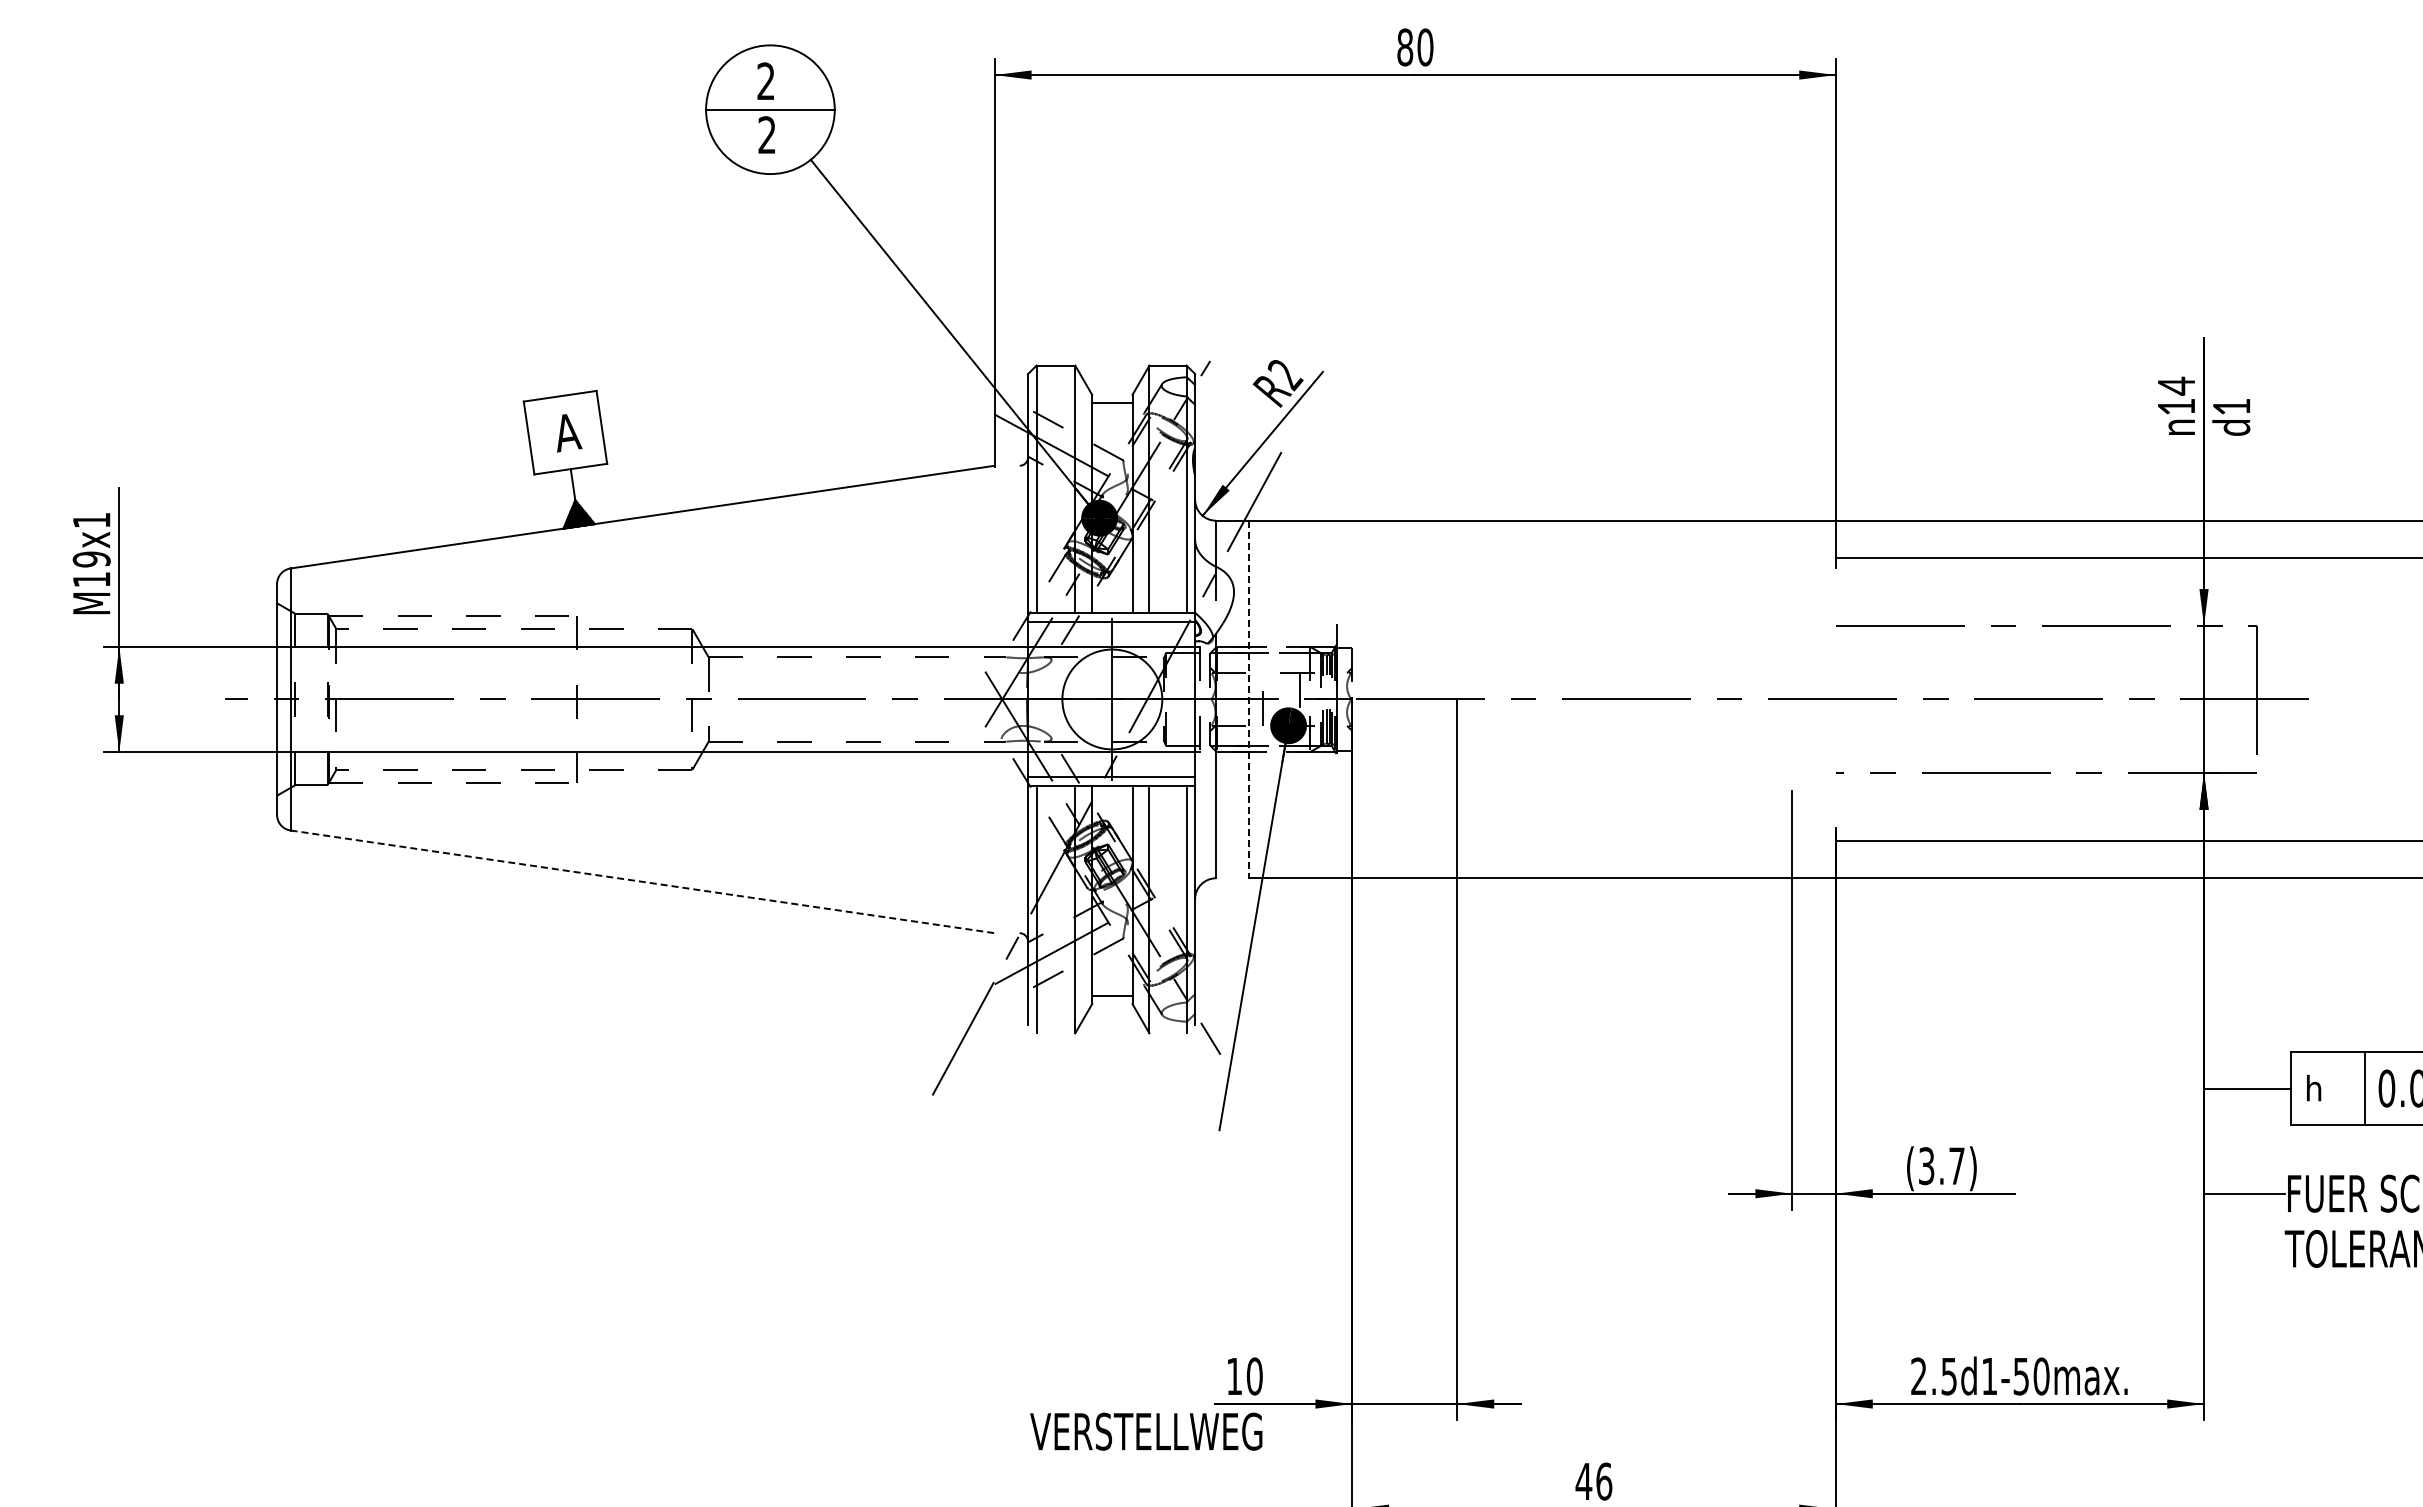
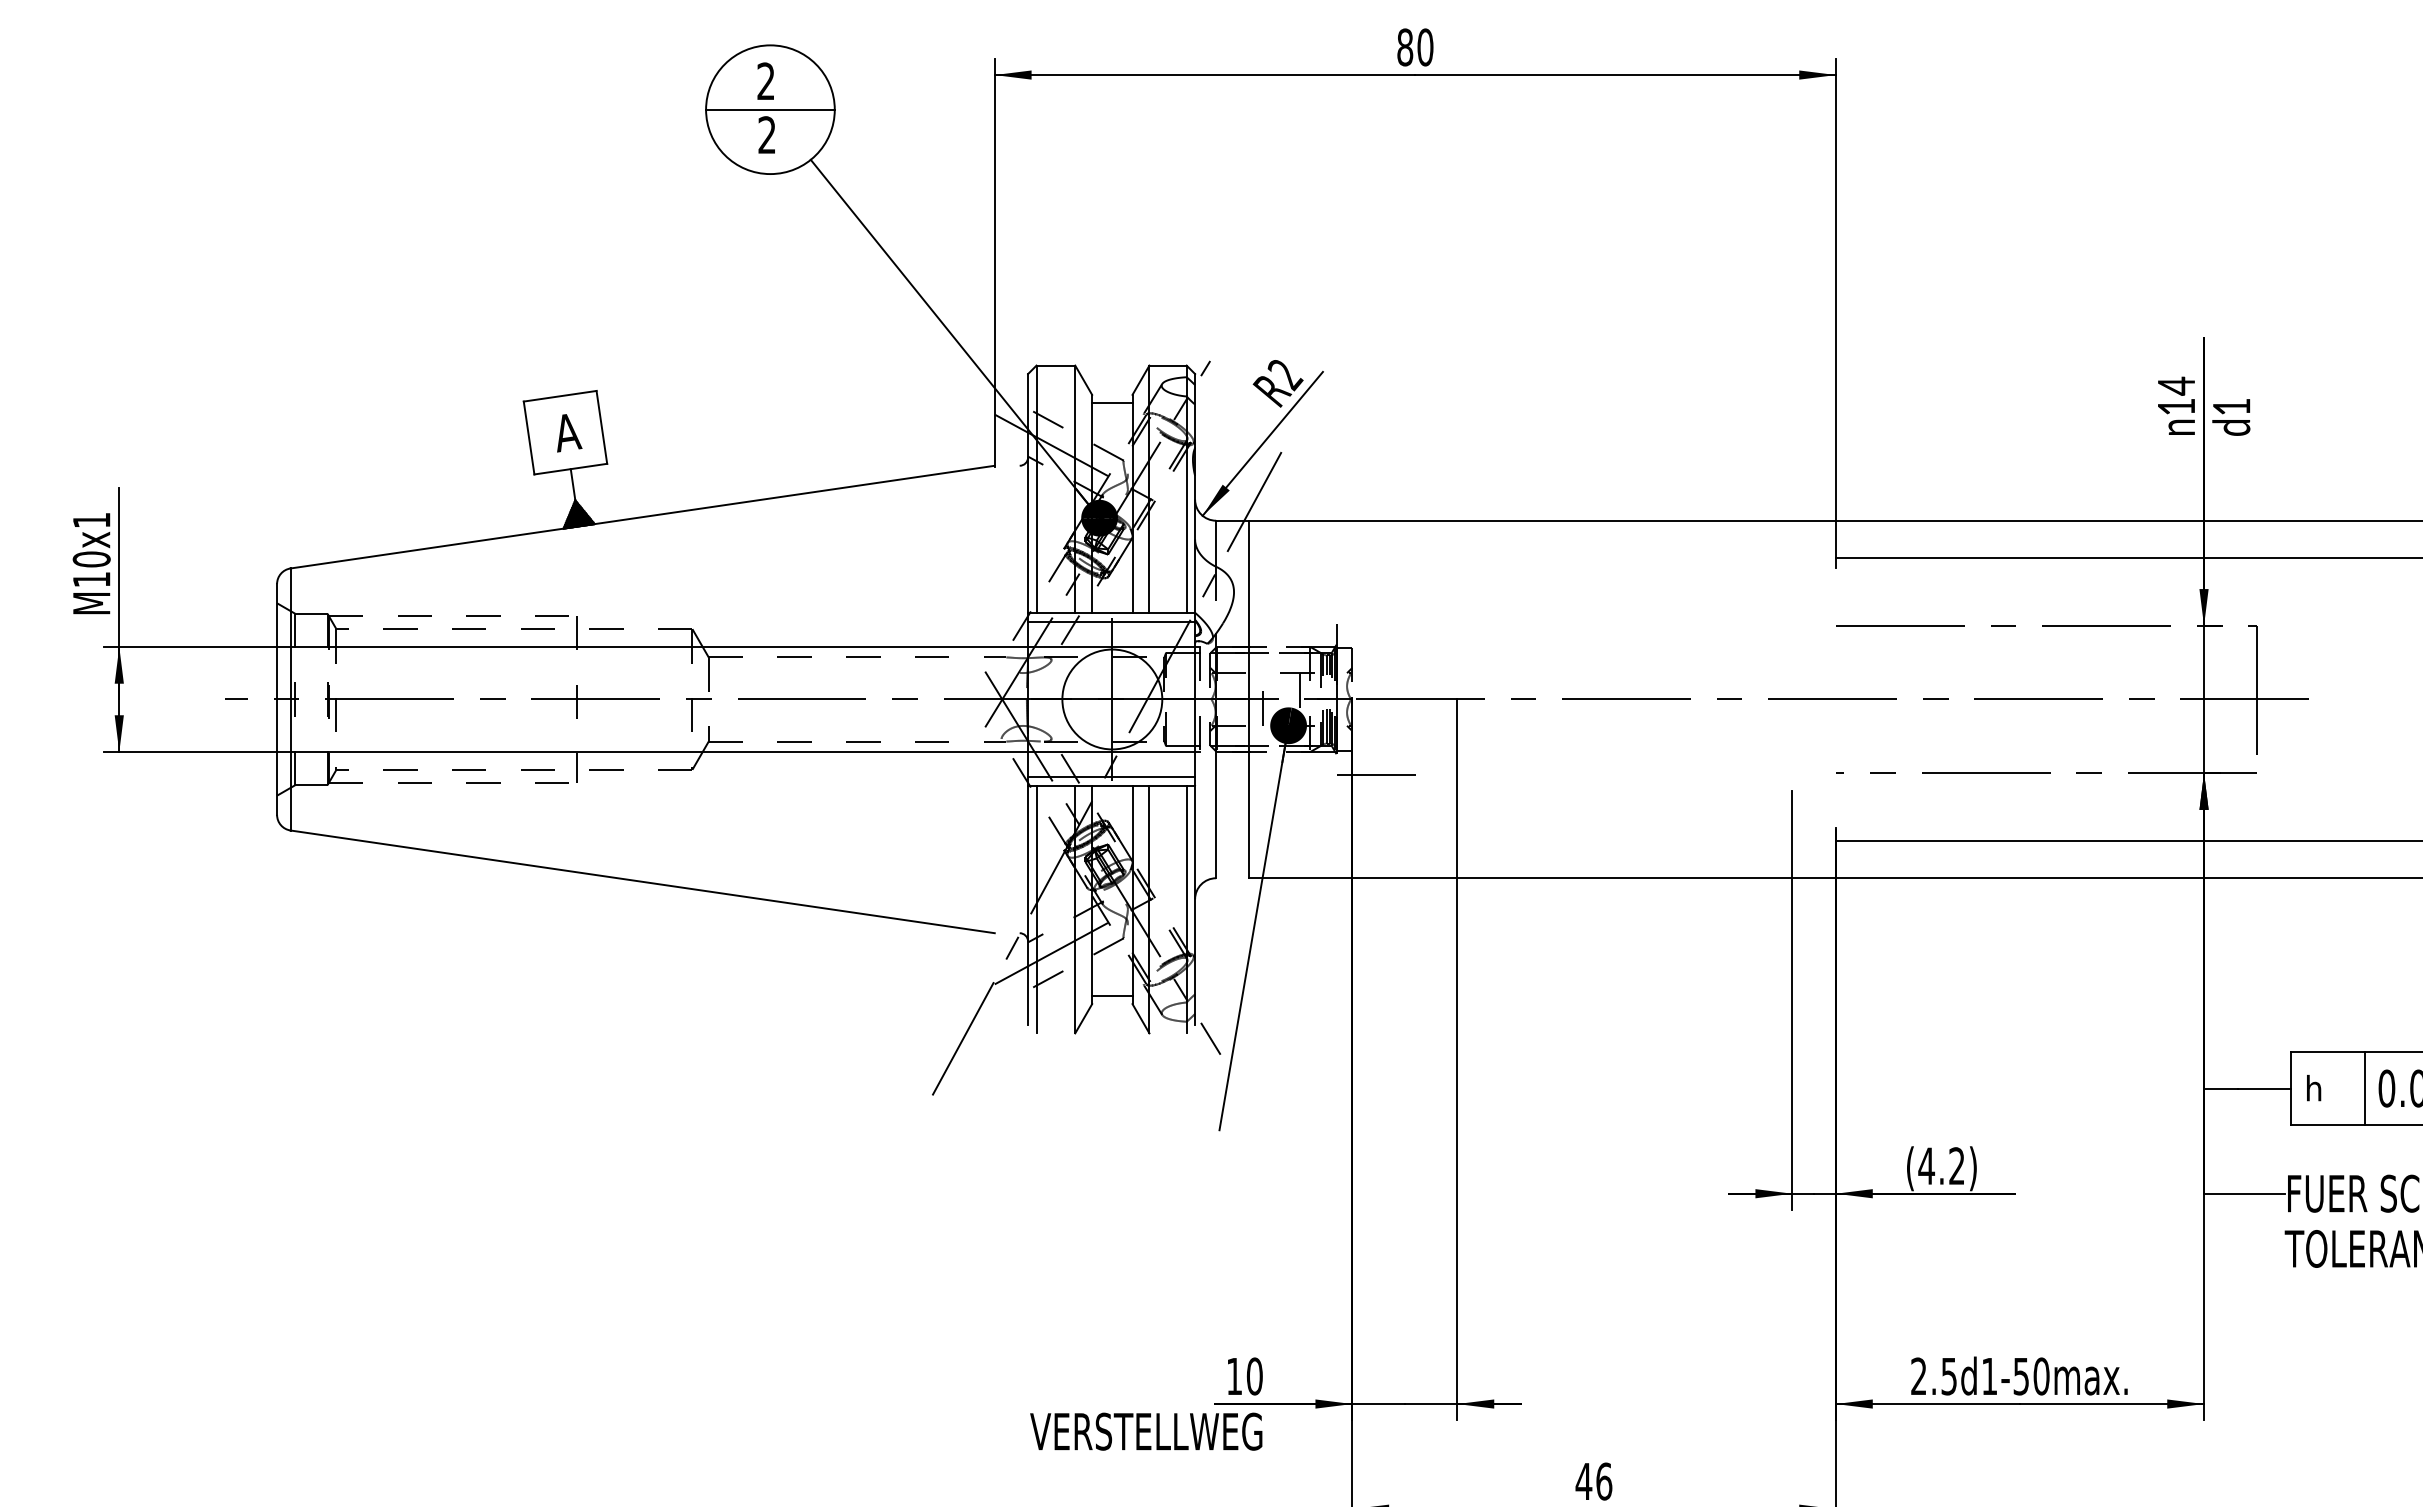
text: M19x1 -> M10x1 (91, 559)
line: dashed -> solid (1248, 699)
line: none -> present (1375, 774)
line: dashed -> solid (642, 881)
text: (3.7) -> (4.2) (1941, 1166)
